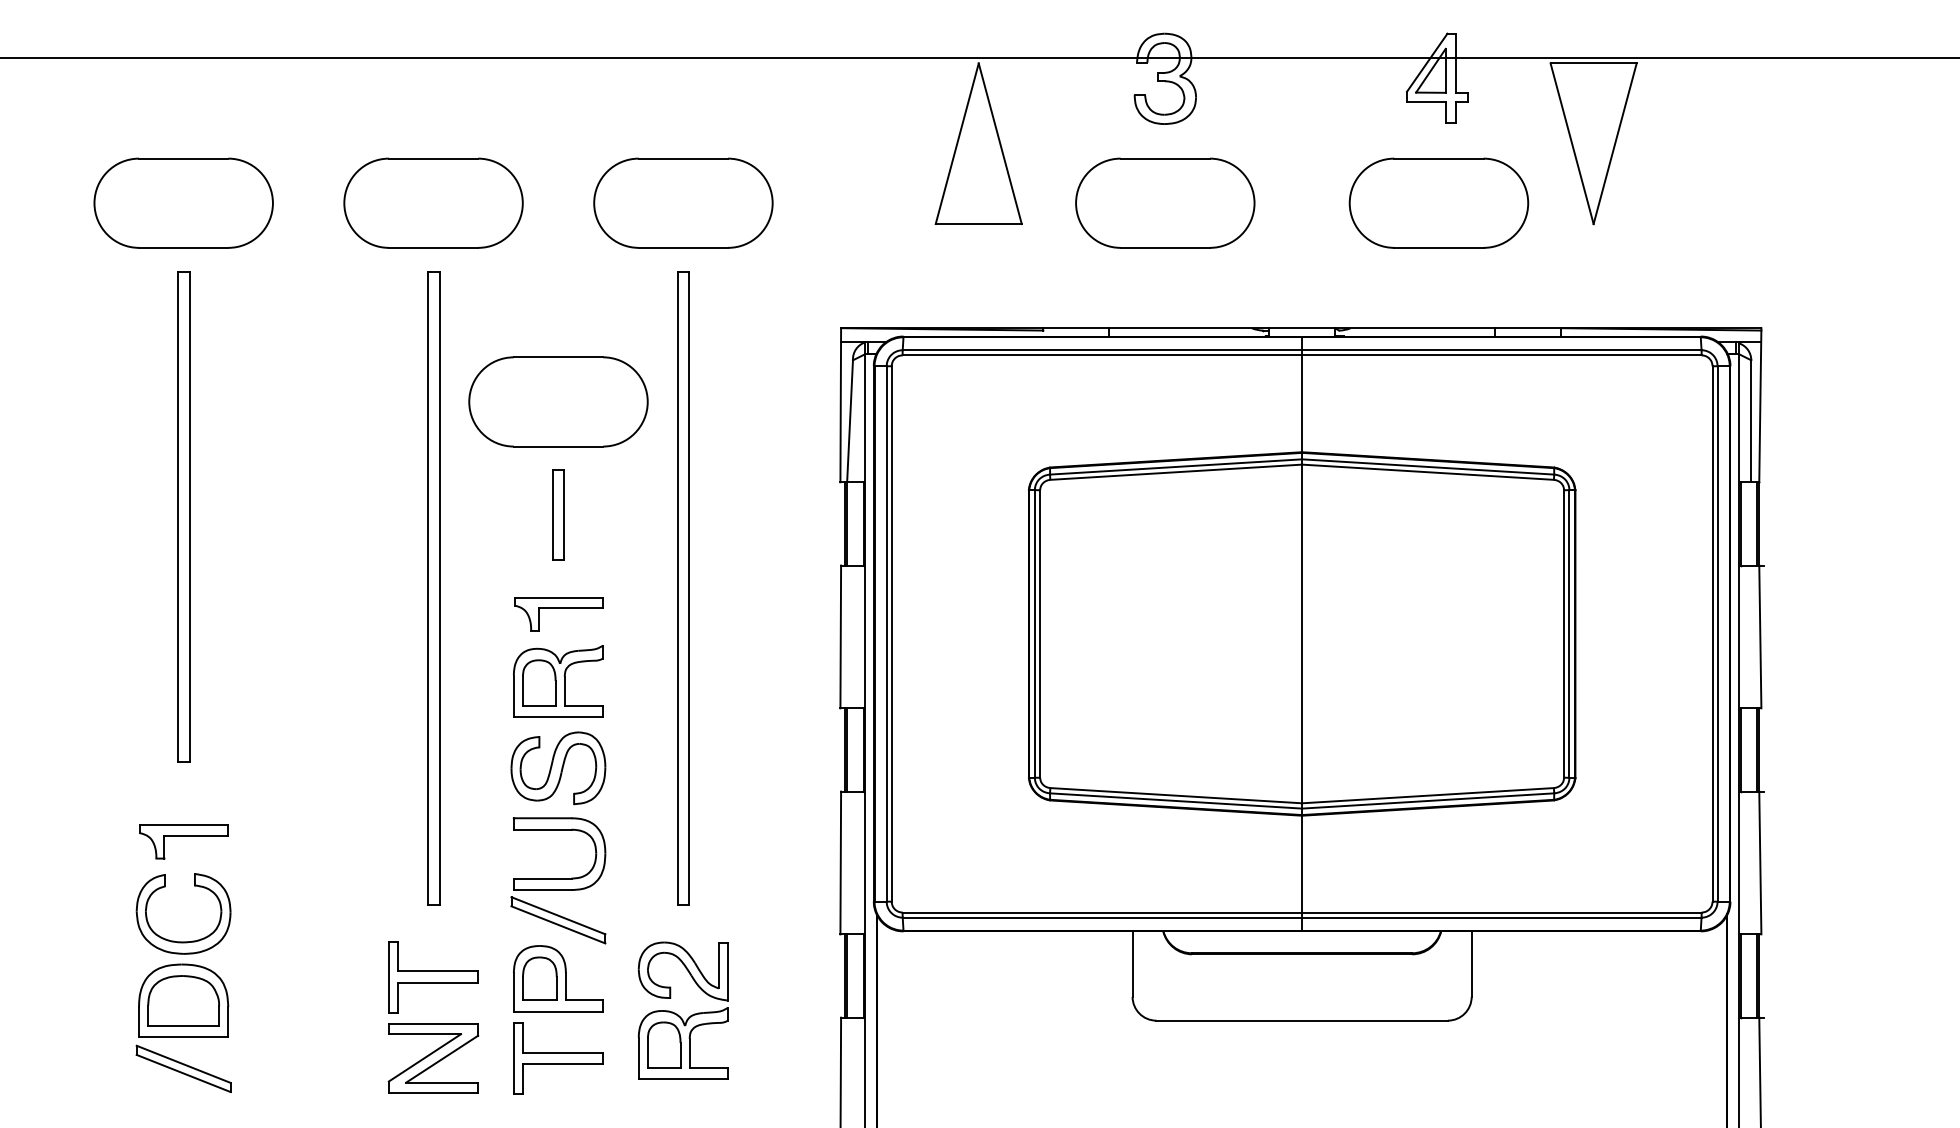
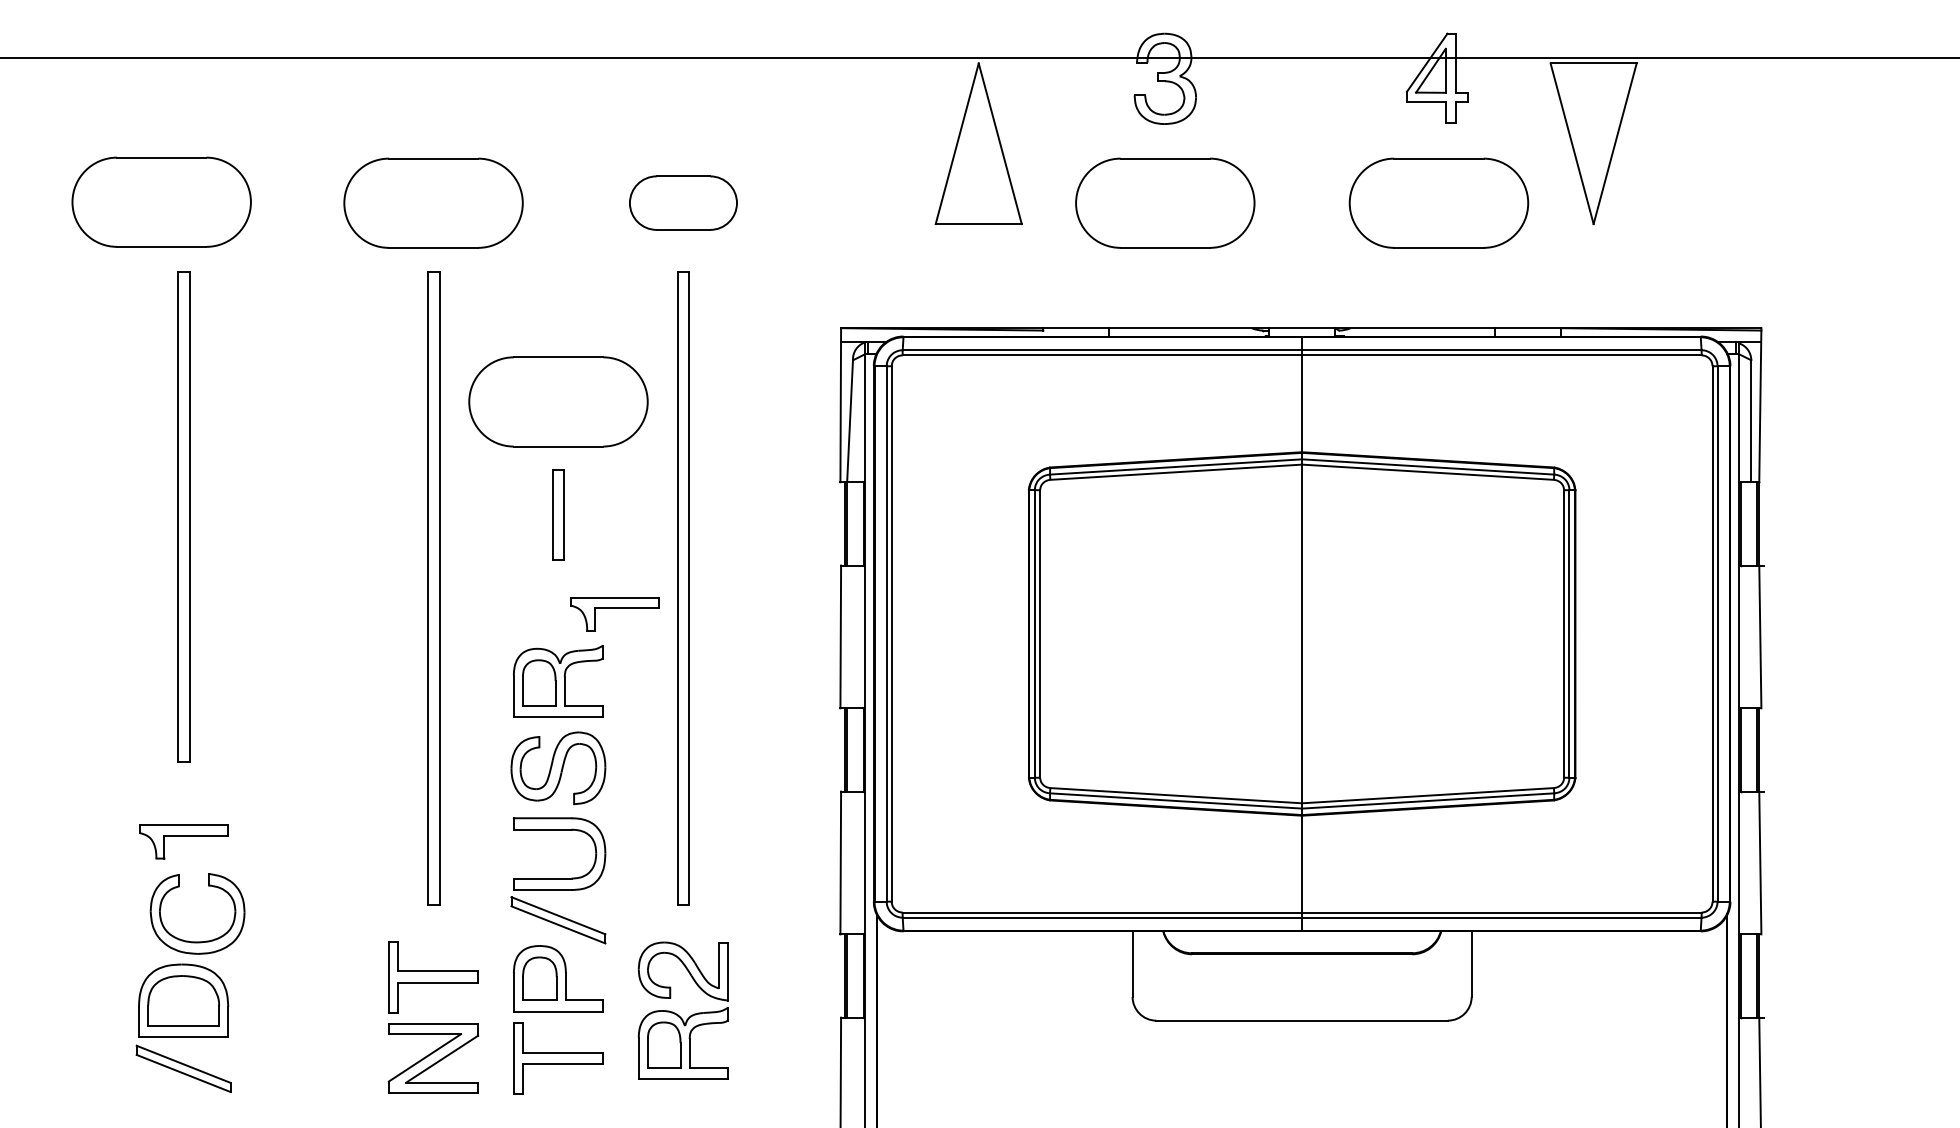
part position: (183, 202) -> (161, 201) (161, 201)
part size: 181x92 px -> 109x56 px (683, 202)
part position: (558, 614) -> (614, 614) (614, 614)
part position: (183, 941) -> (197, 941) (197, 941)
